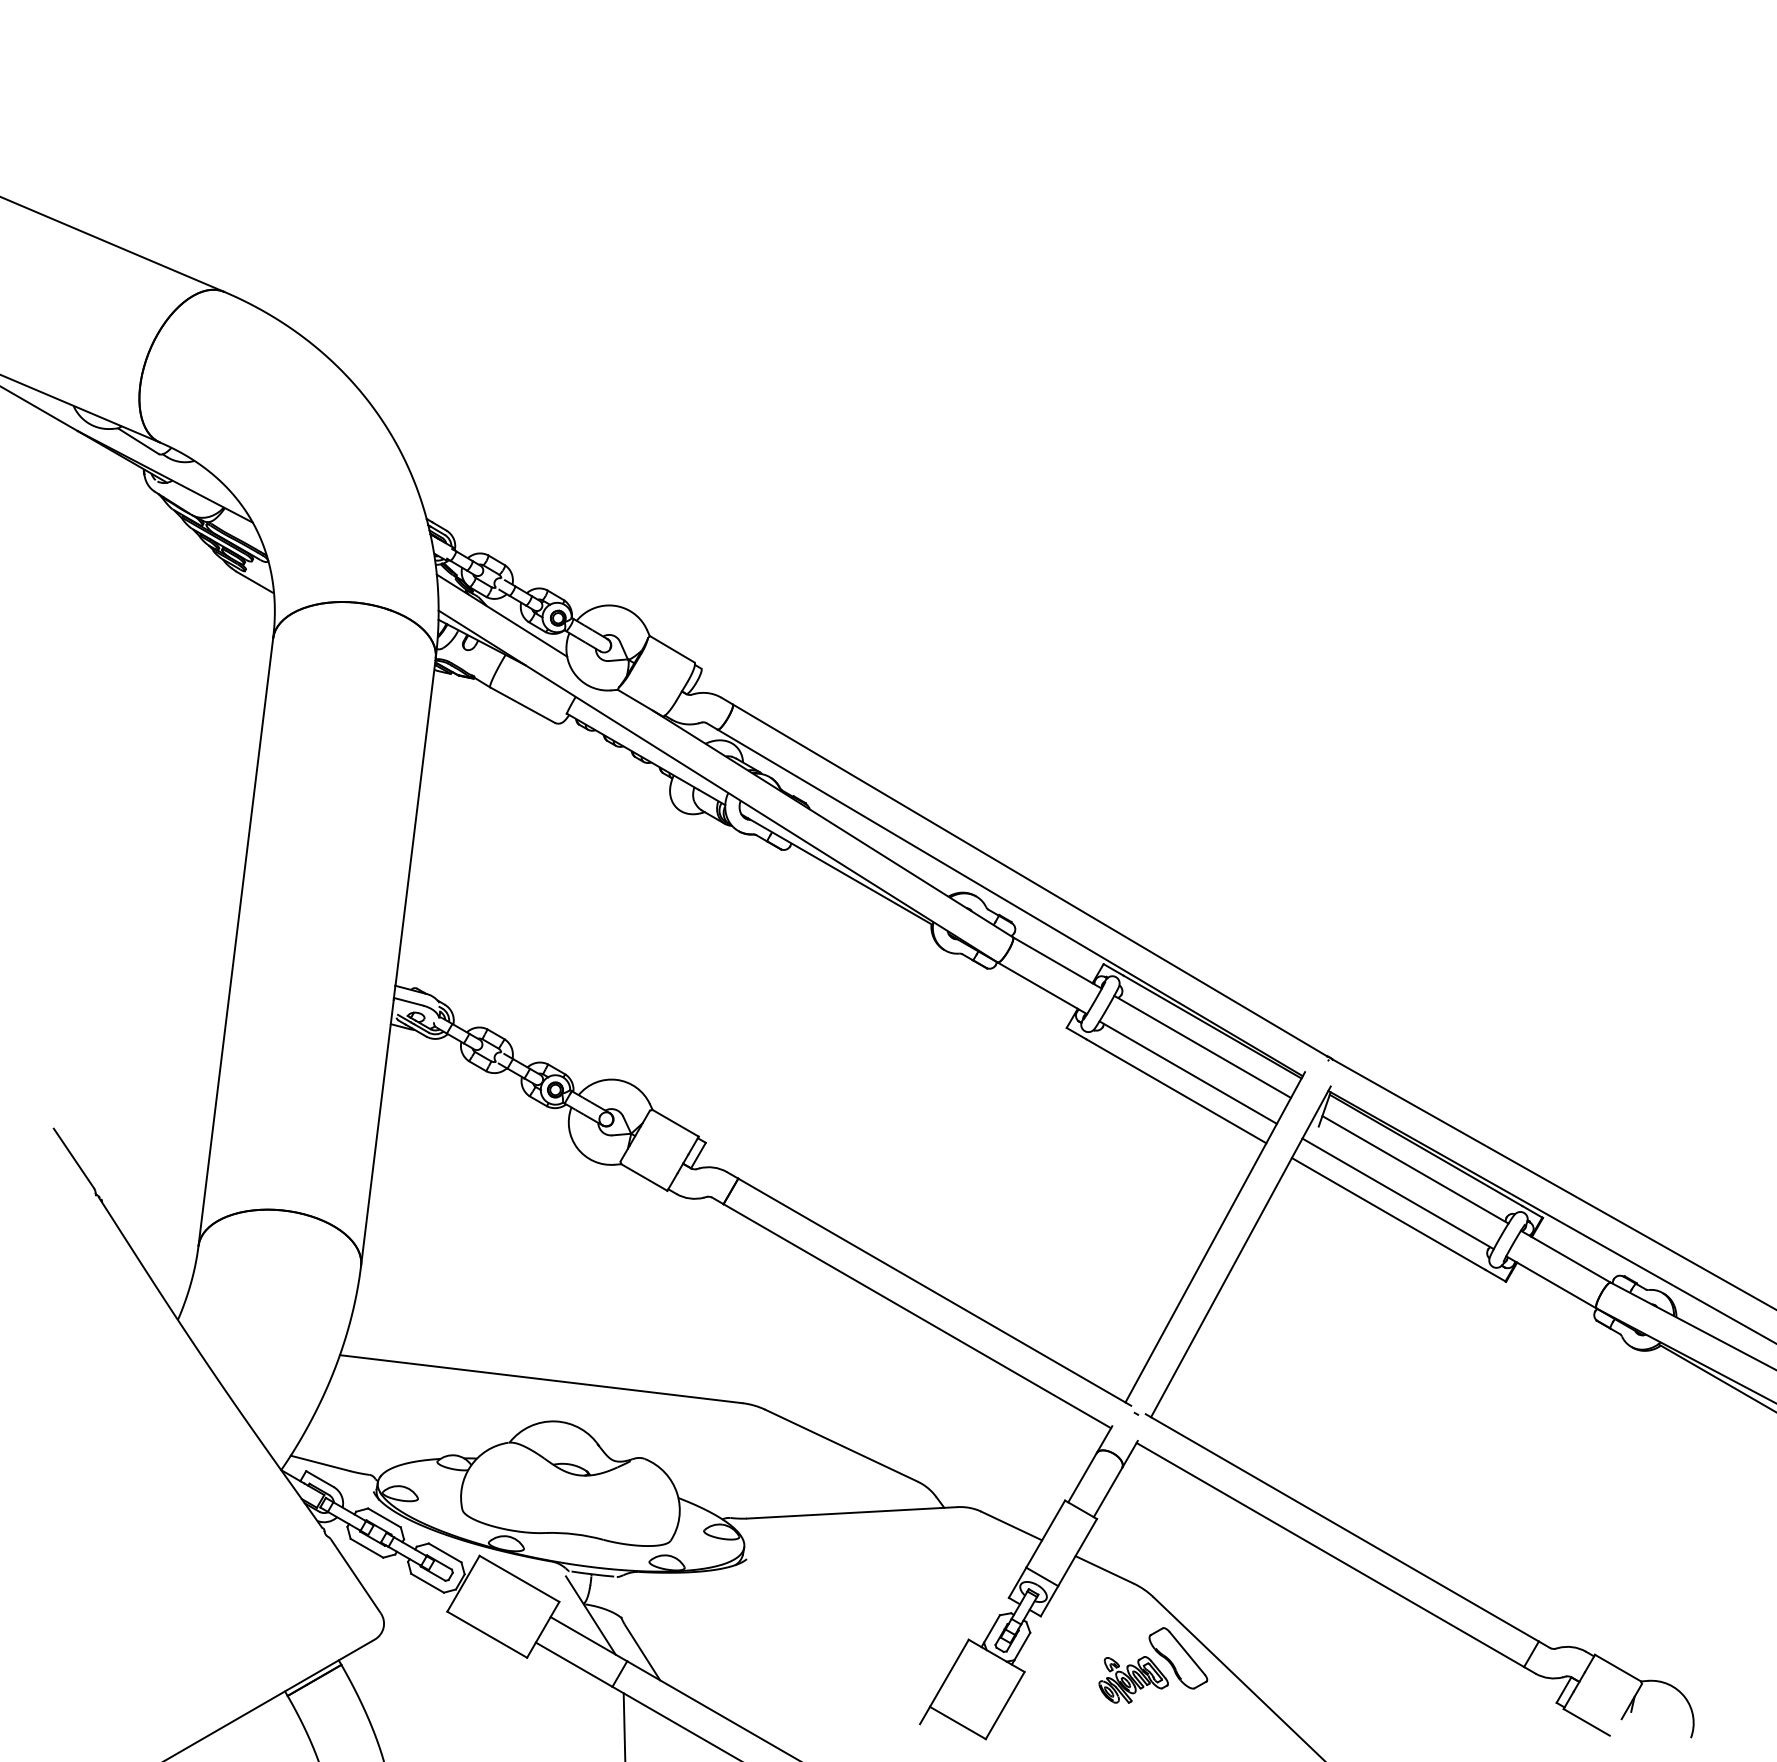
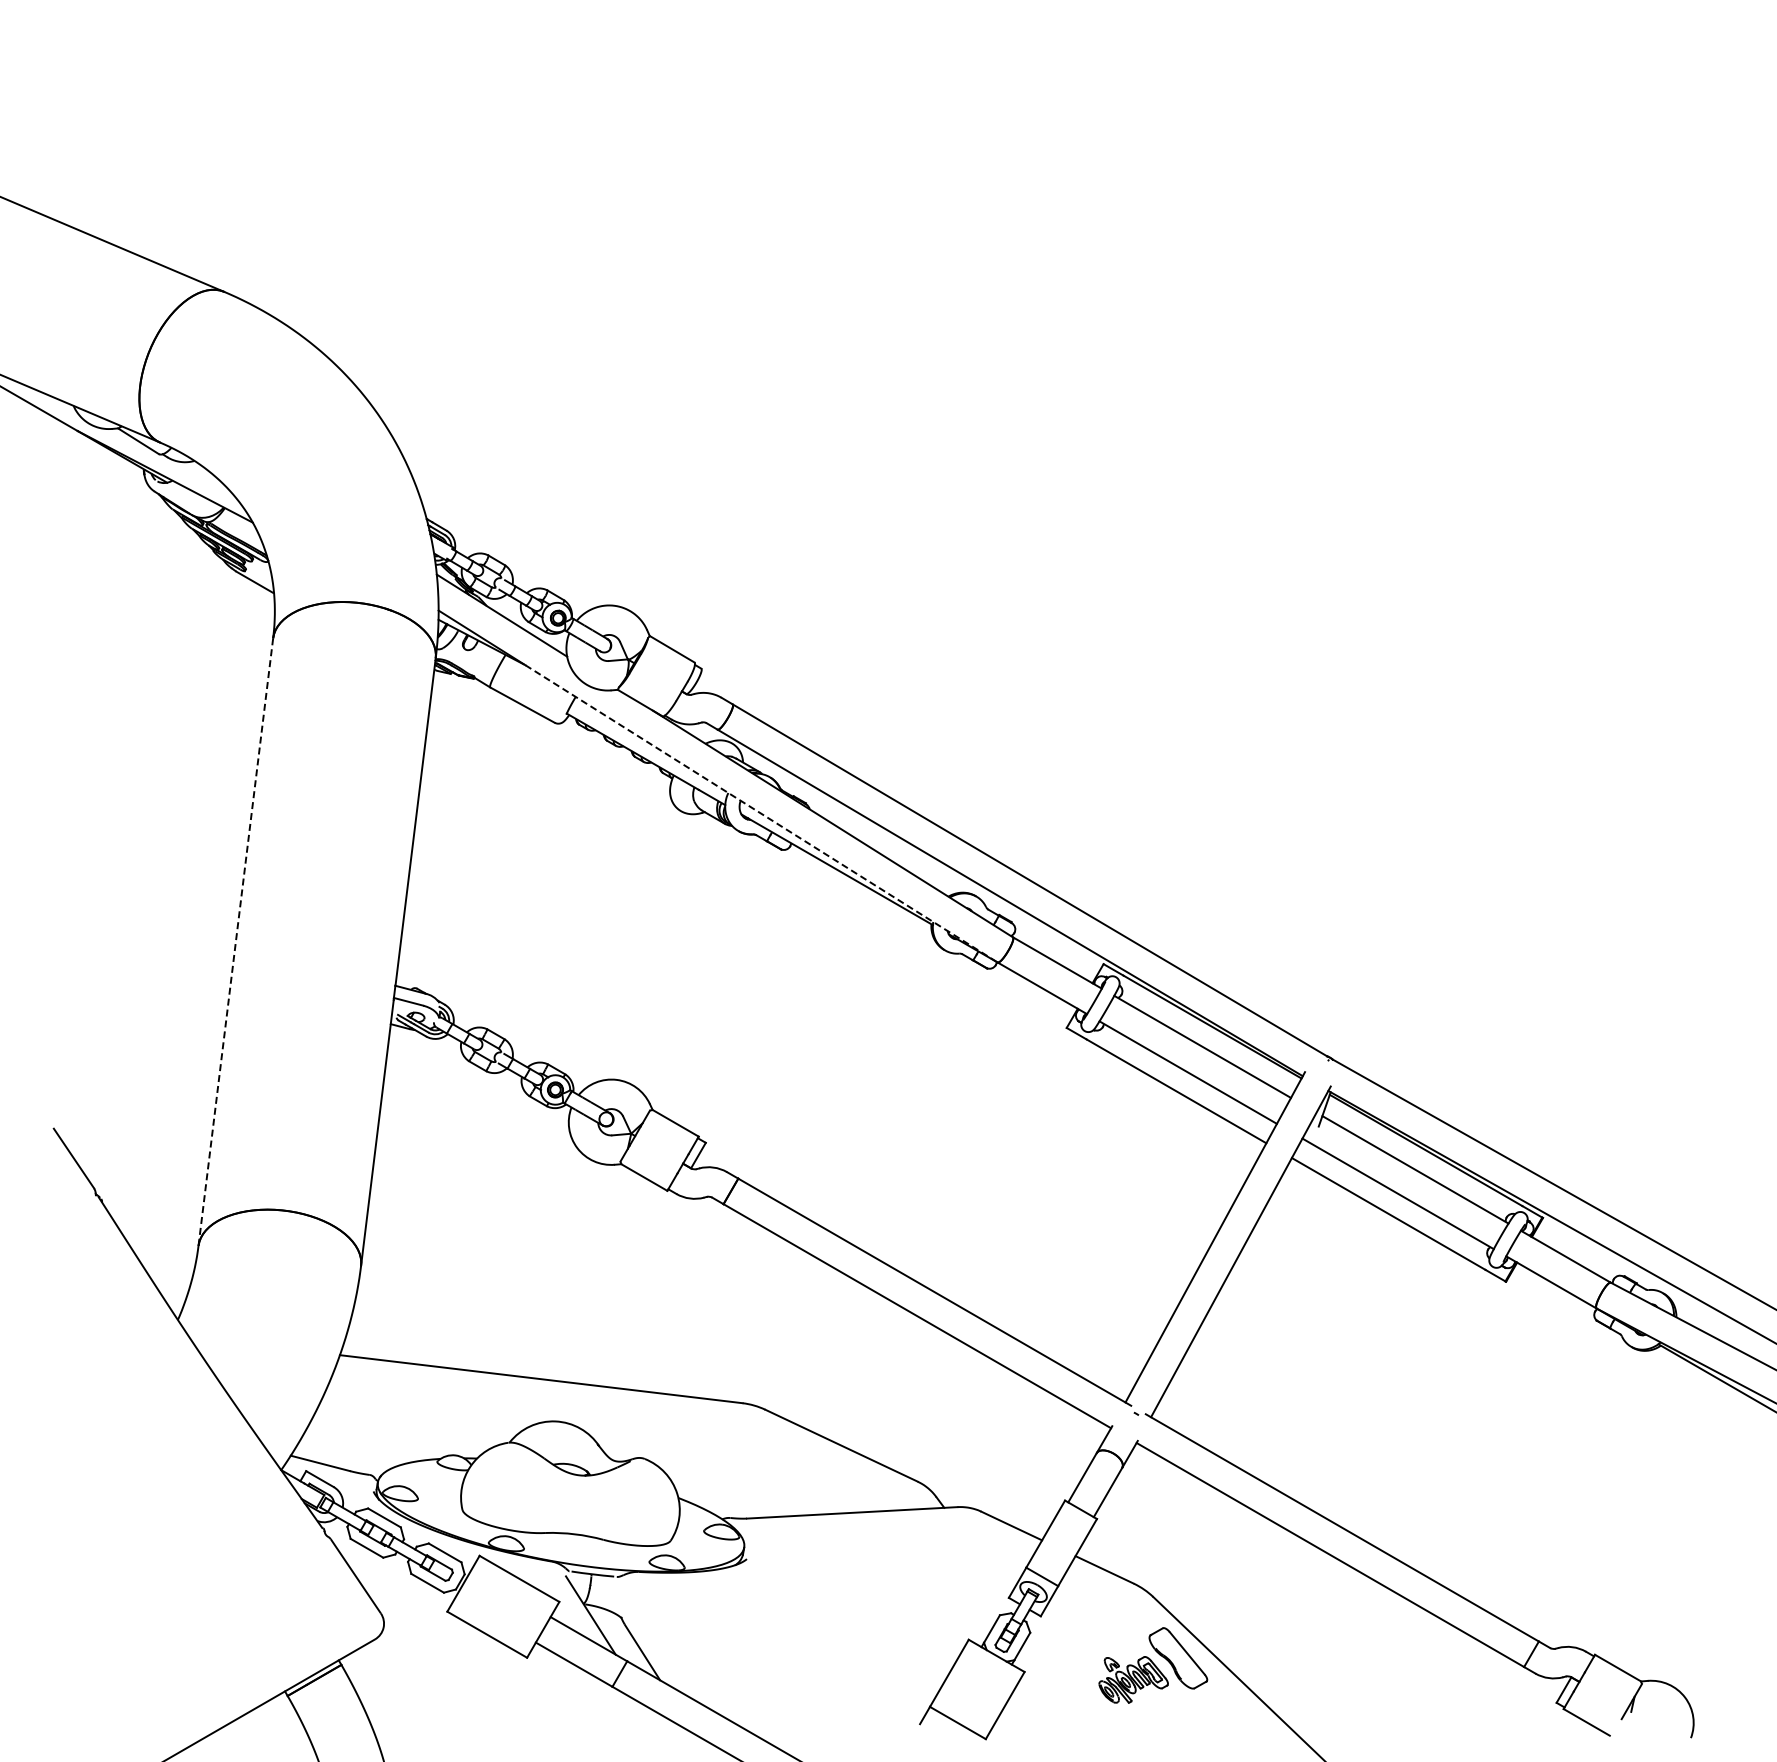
line: solid -> dashed (761, 813)
line: solid -> dashed (235, 942)
line: present -> none (624, 1725)
